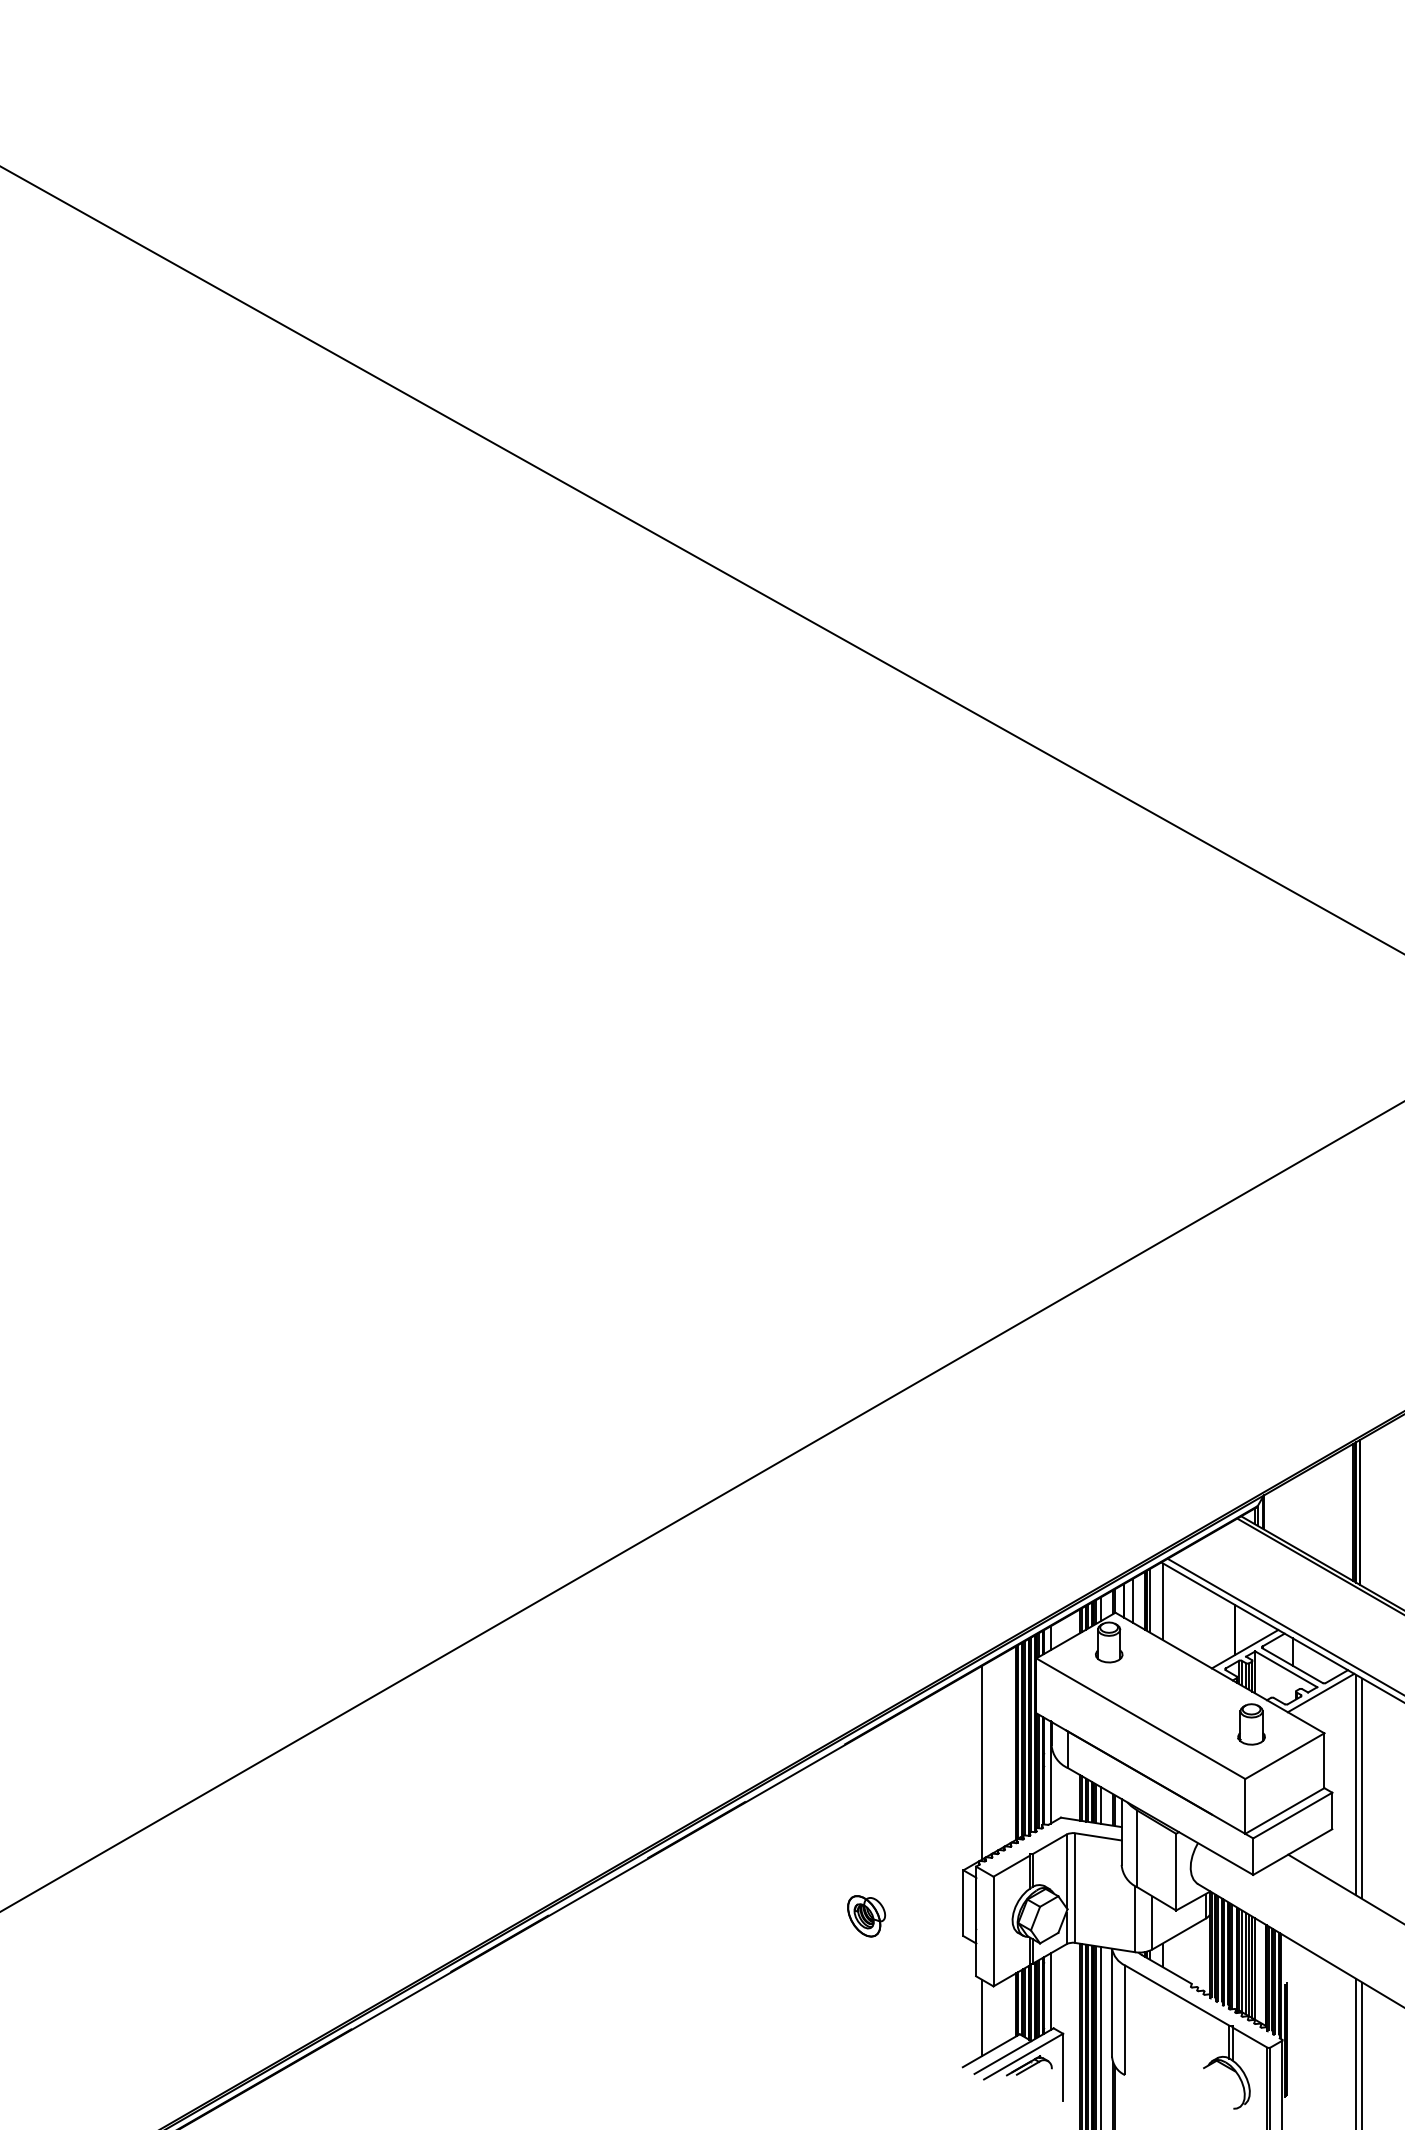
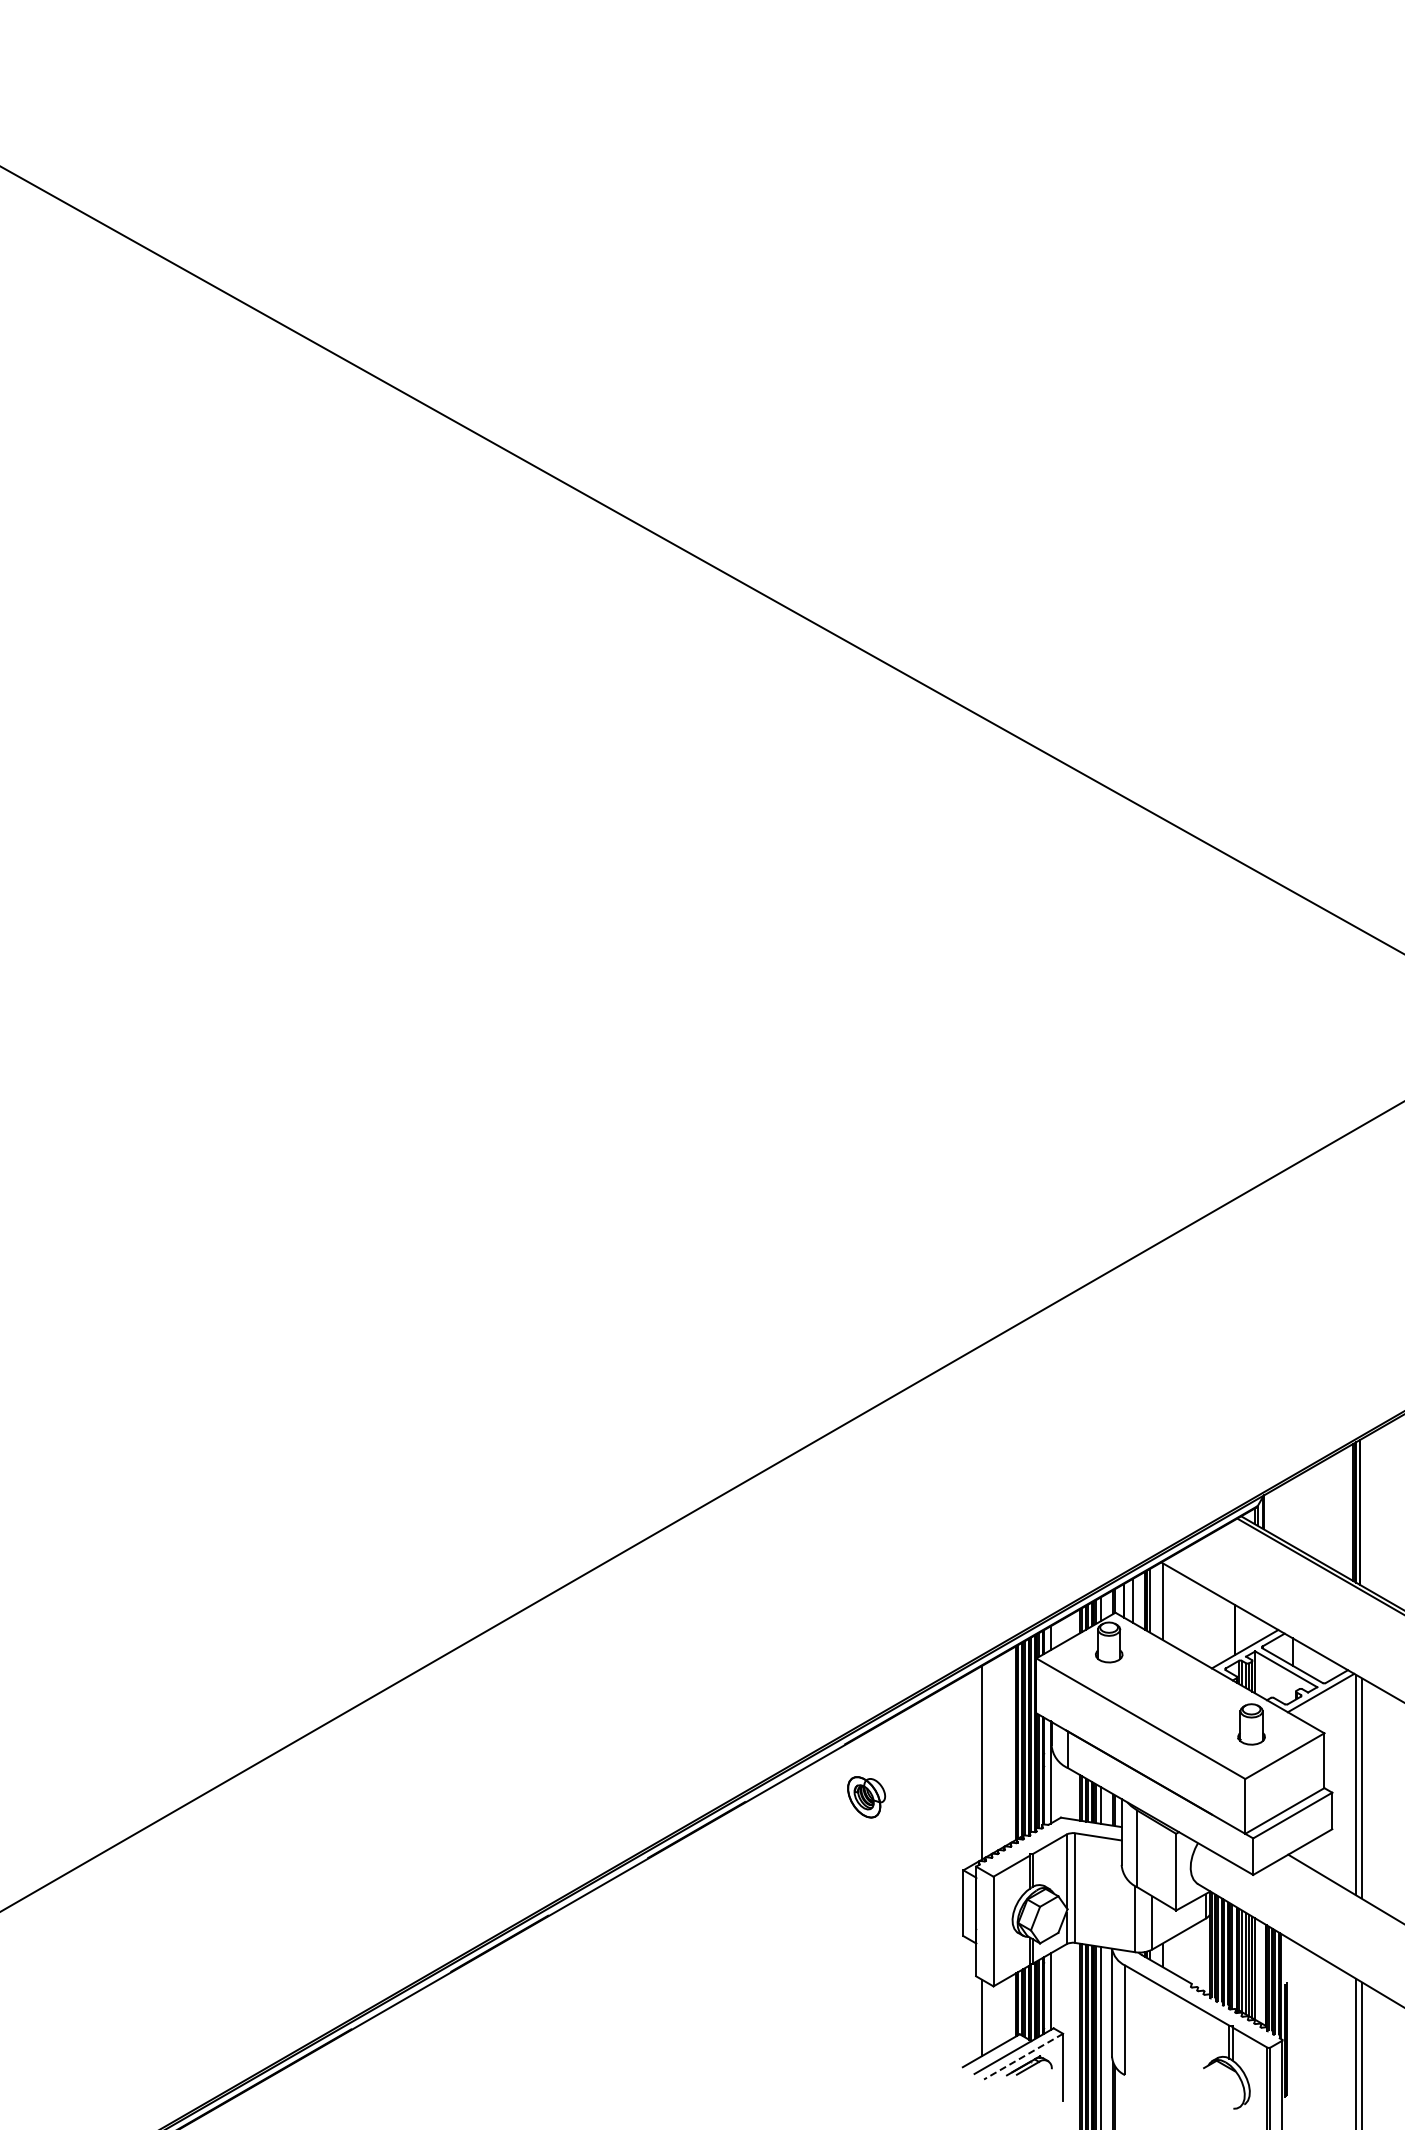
line: present -> none (1284, 1625)
part position: (866, 1916) -> (866, 1797) (866, 1797)
line: solid -> dashed (1023, 2056)
